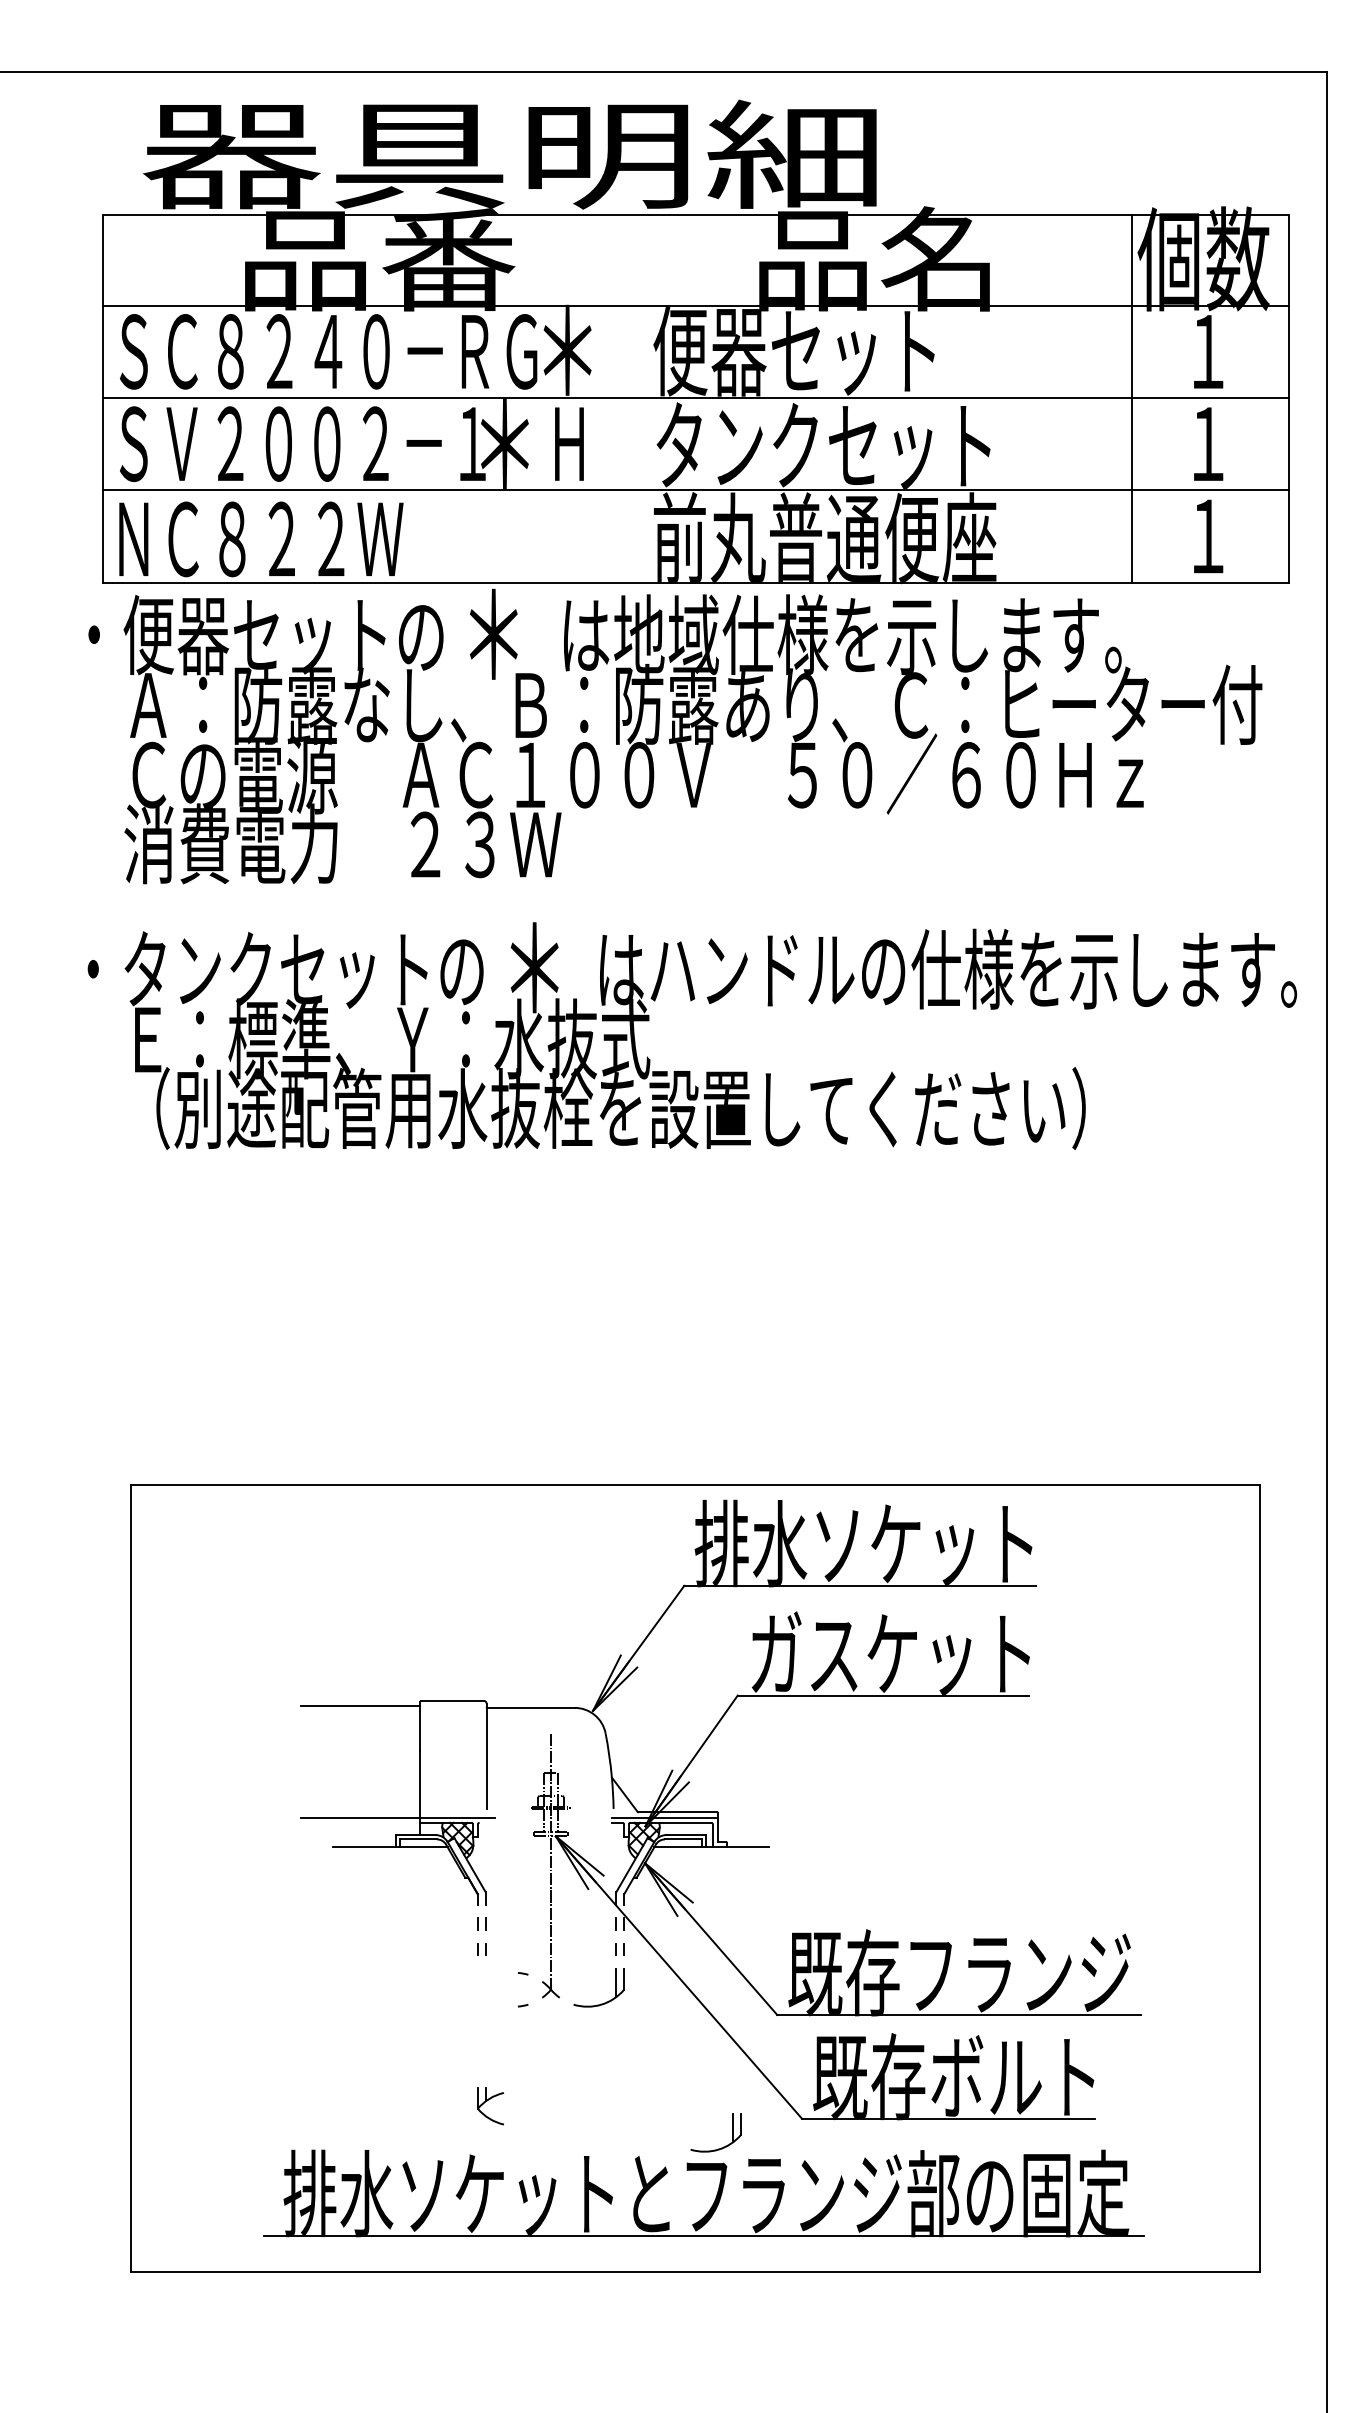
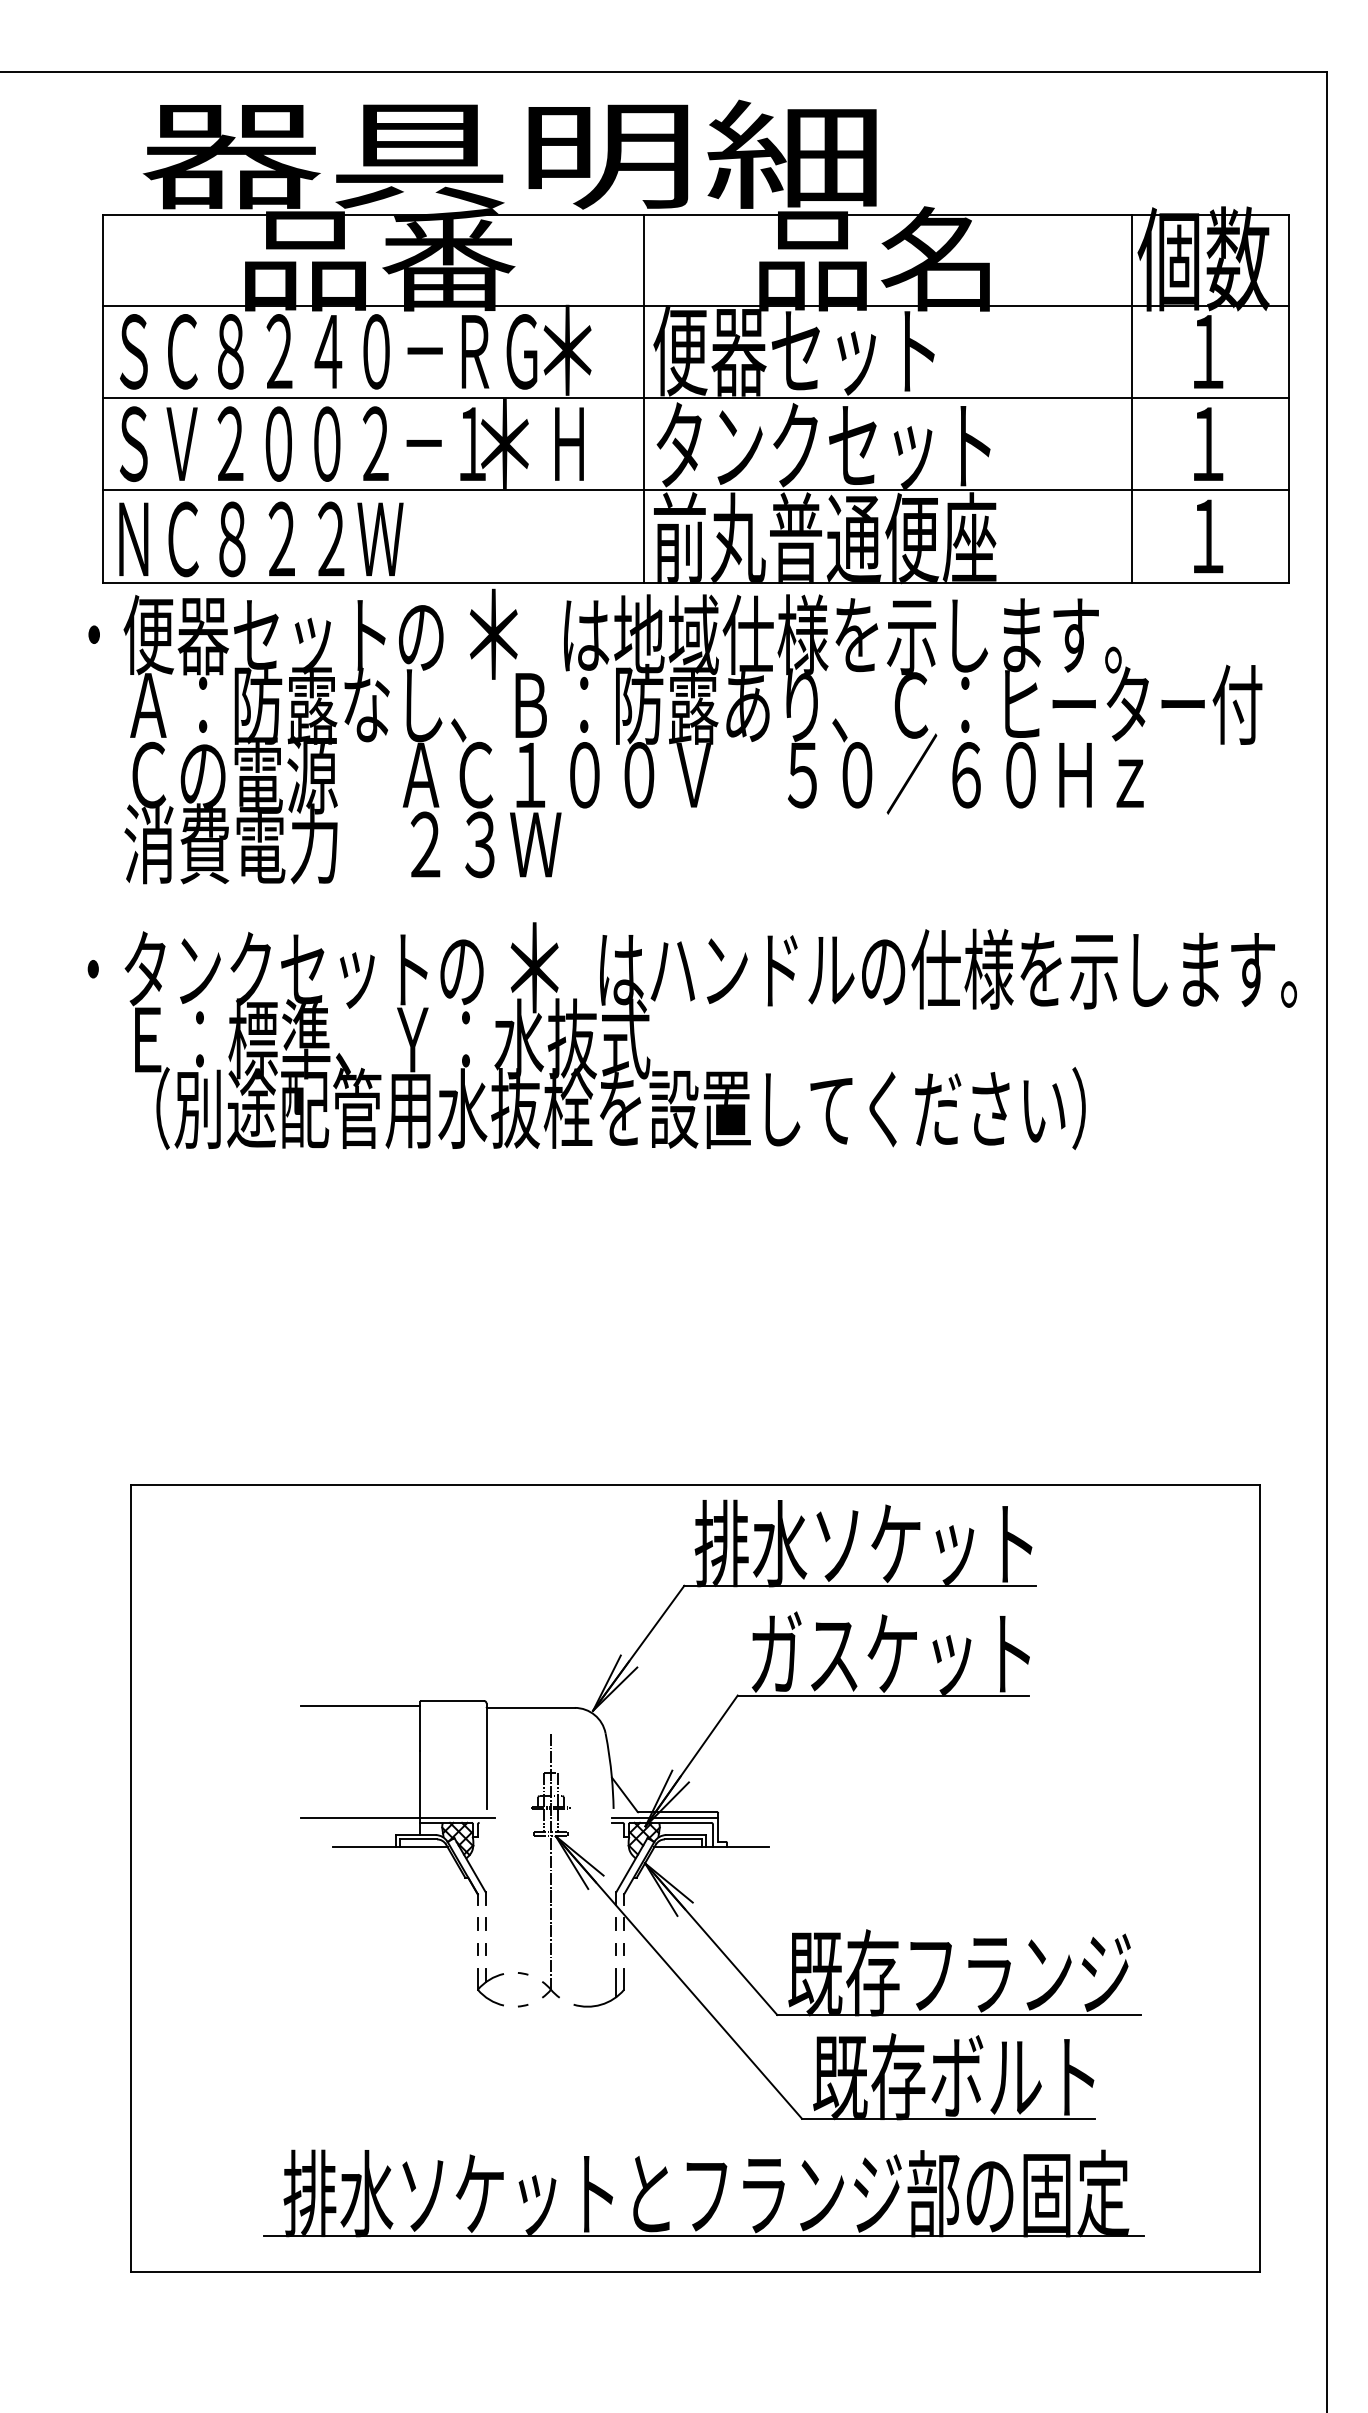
line: none -> present (644, 398)
part position: (490, 2106) -> (490, 1987) (490, 1987)
part: present -> none (723, 2146)
